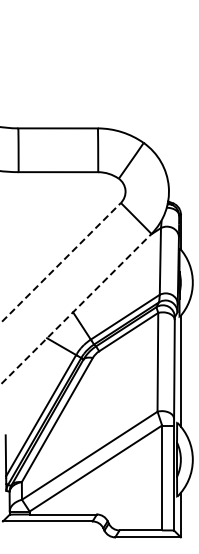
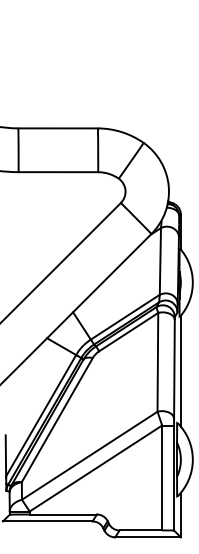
line: dashed -> solid (60, 263)
line: dashed -> solid (76, 309)
